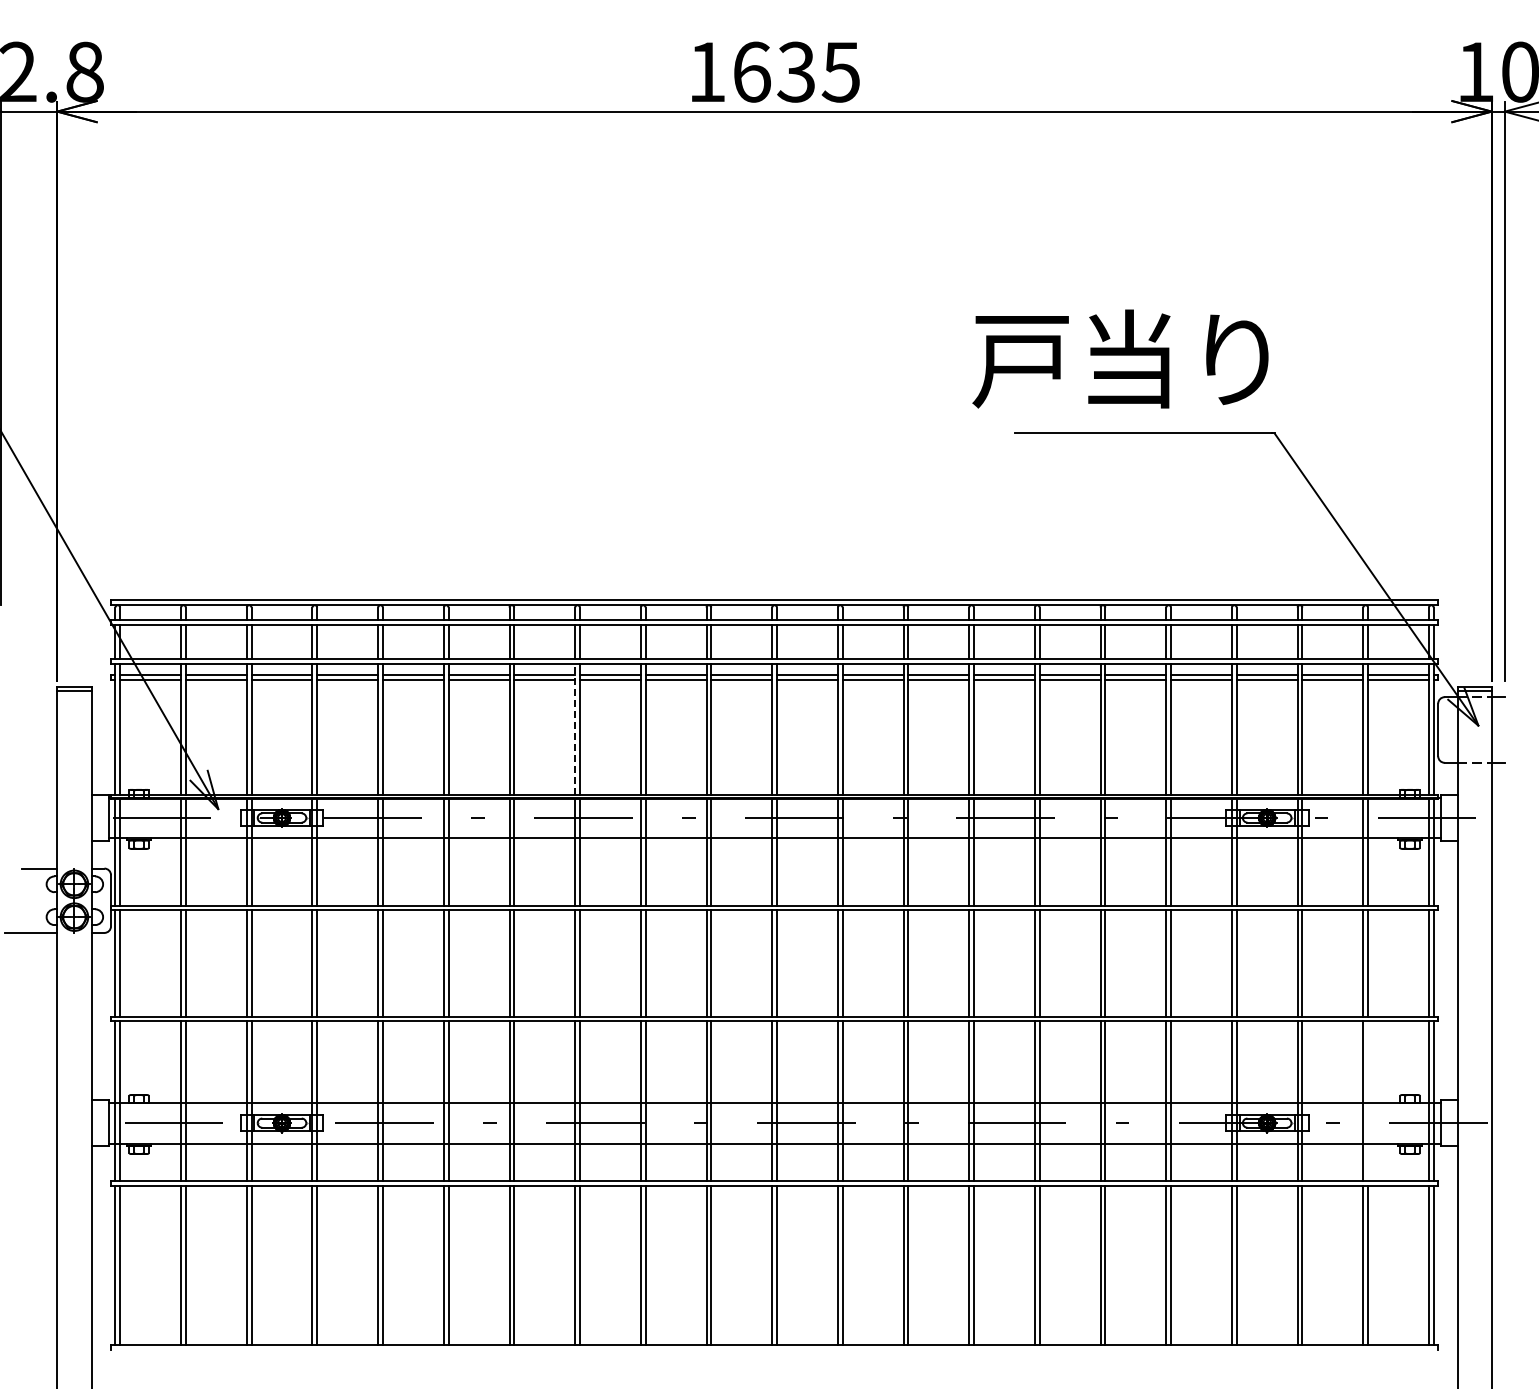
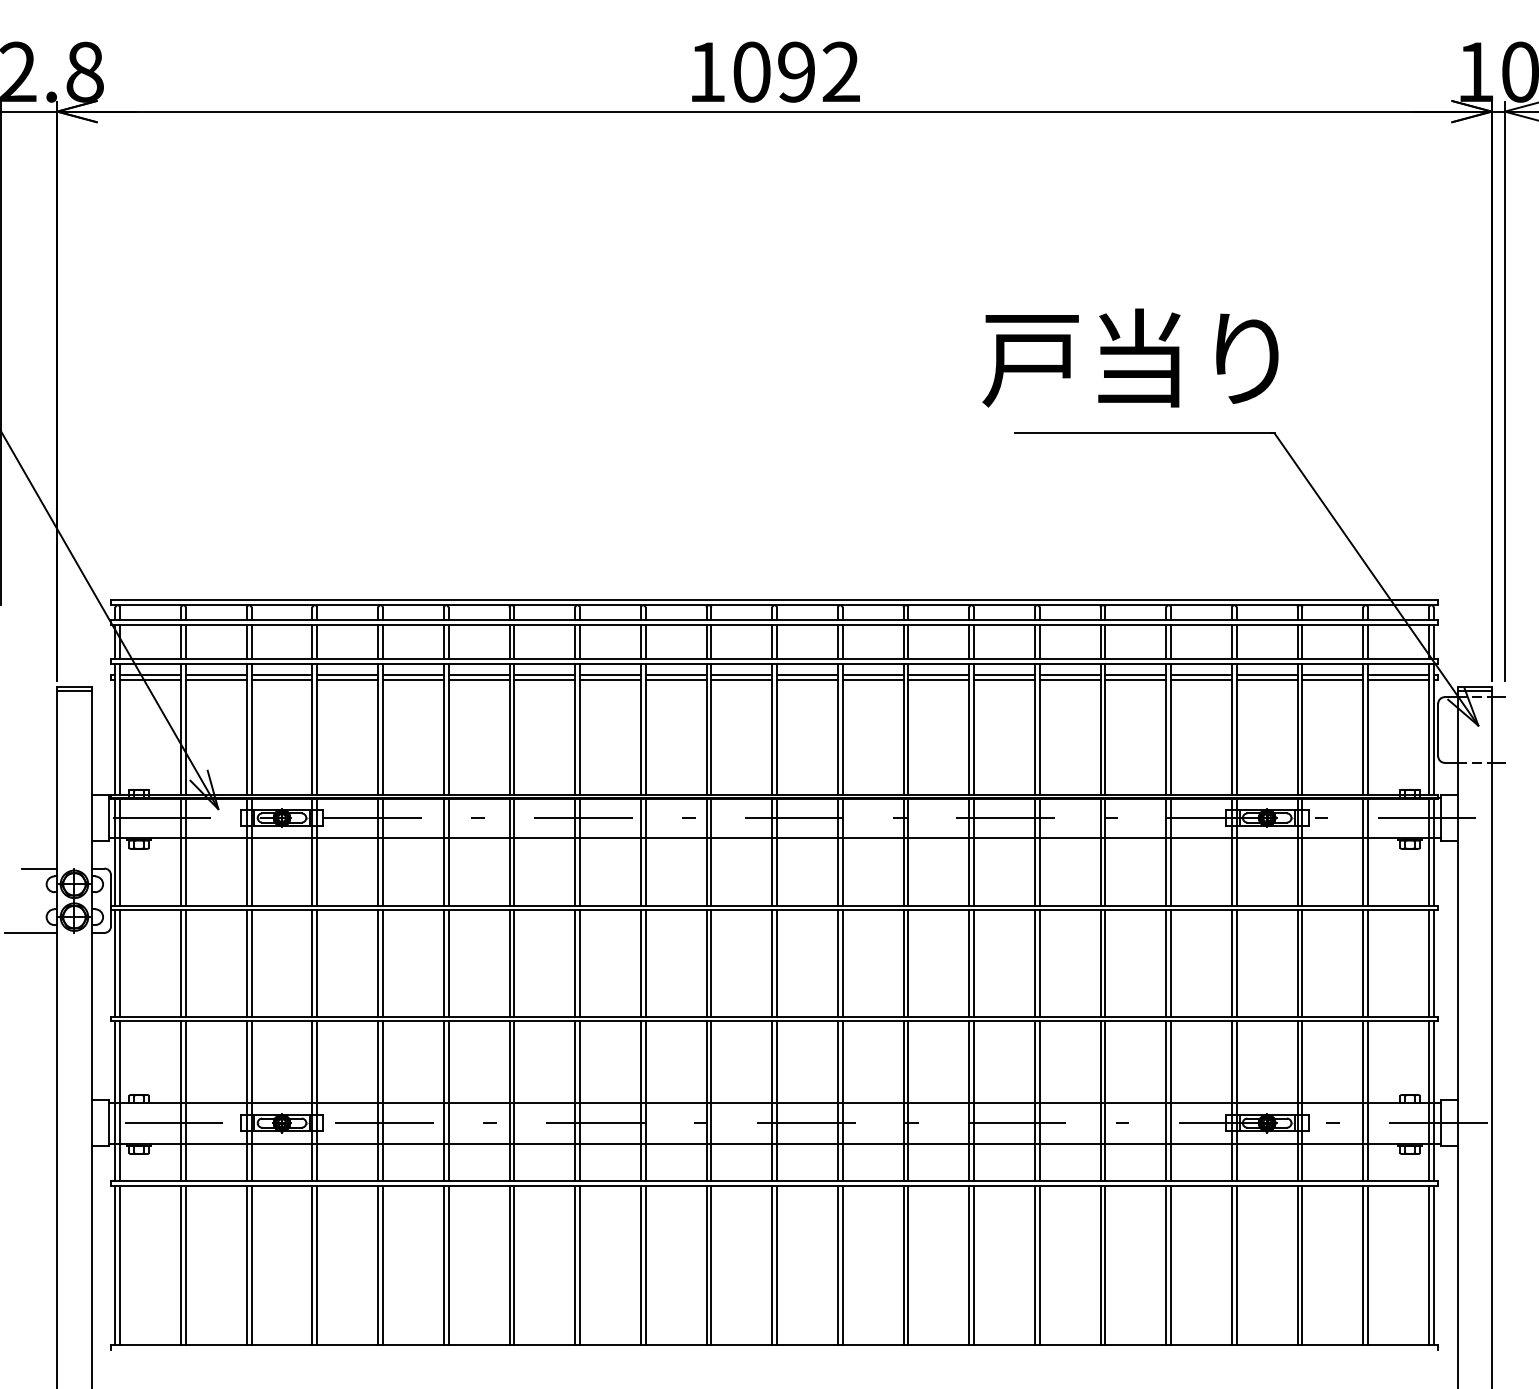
text: 1635 -> 1092 (796, 71)
text position: (1120, 358) -> (1130, 357) (1130, 357)
line: dashed -> solid (575, 728)
line: none -> present (1368, 1100)
